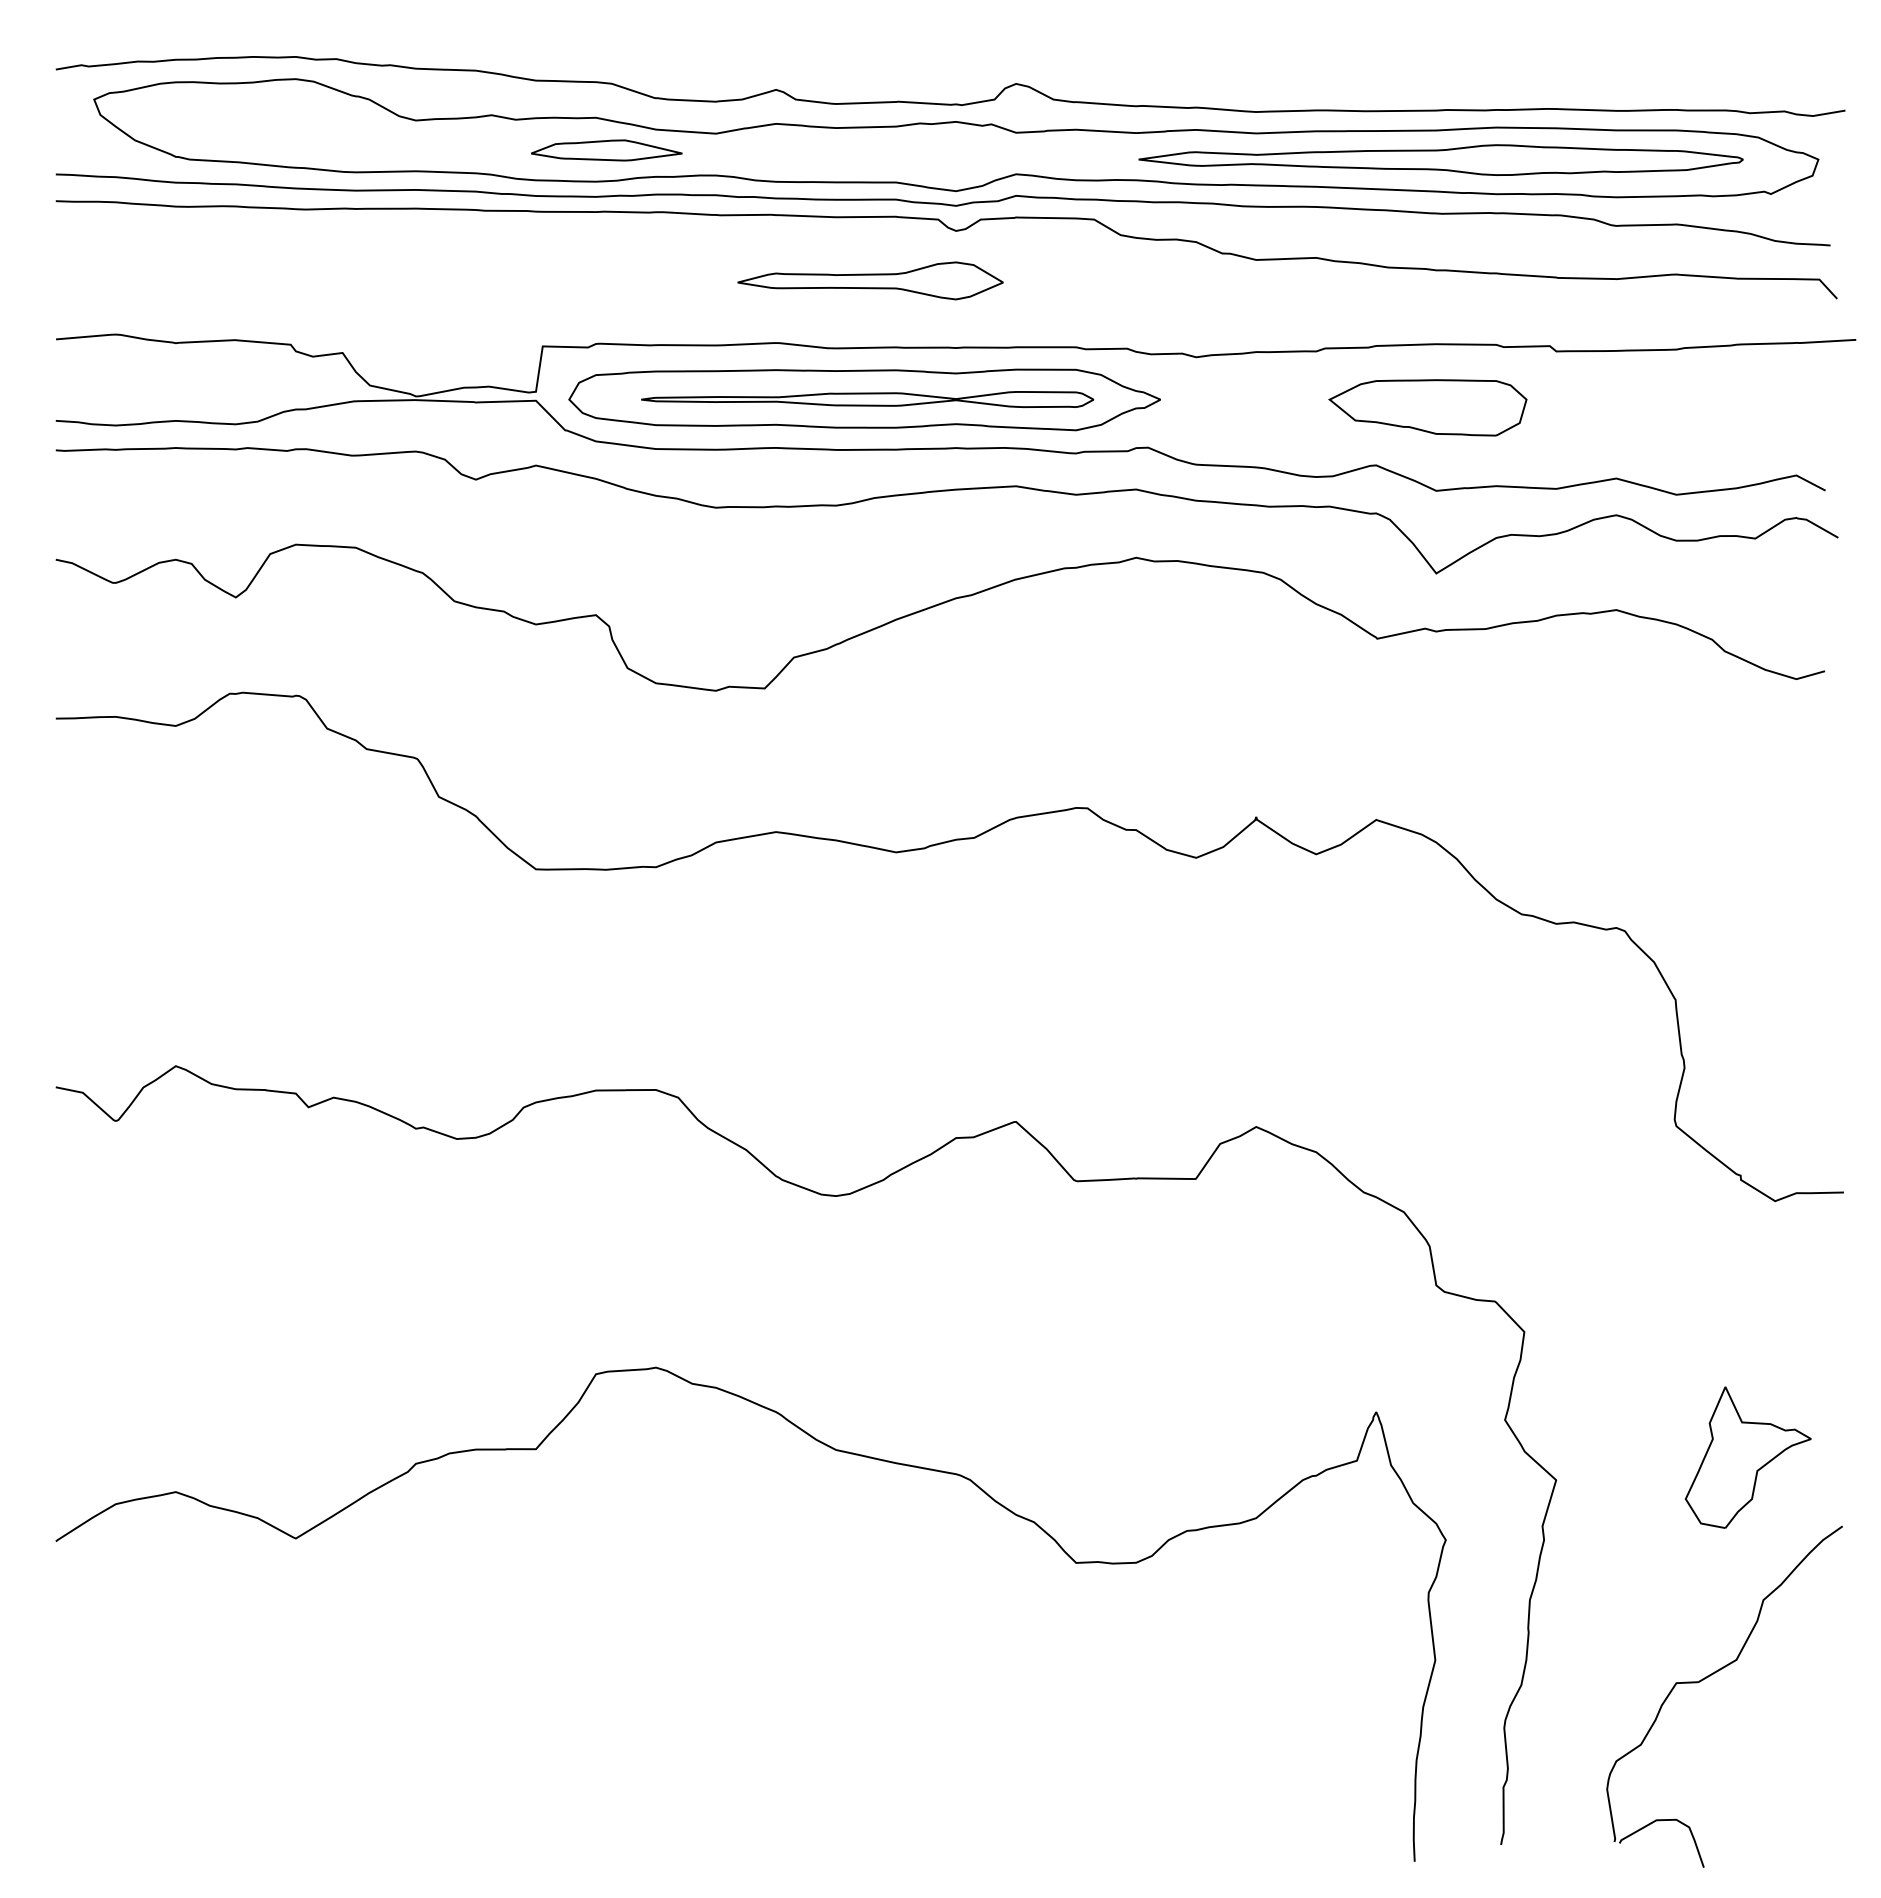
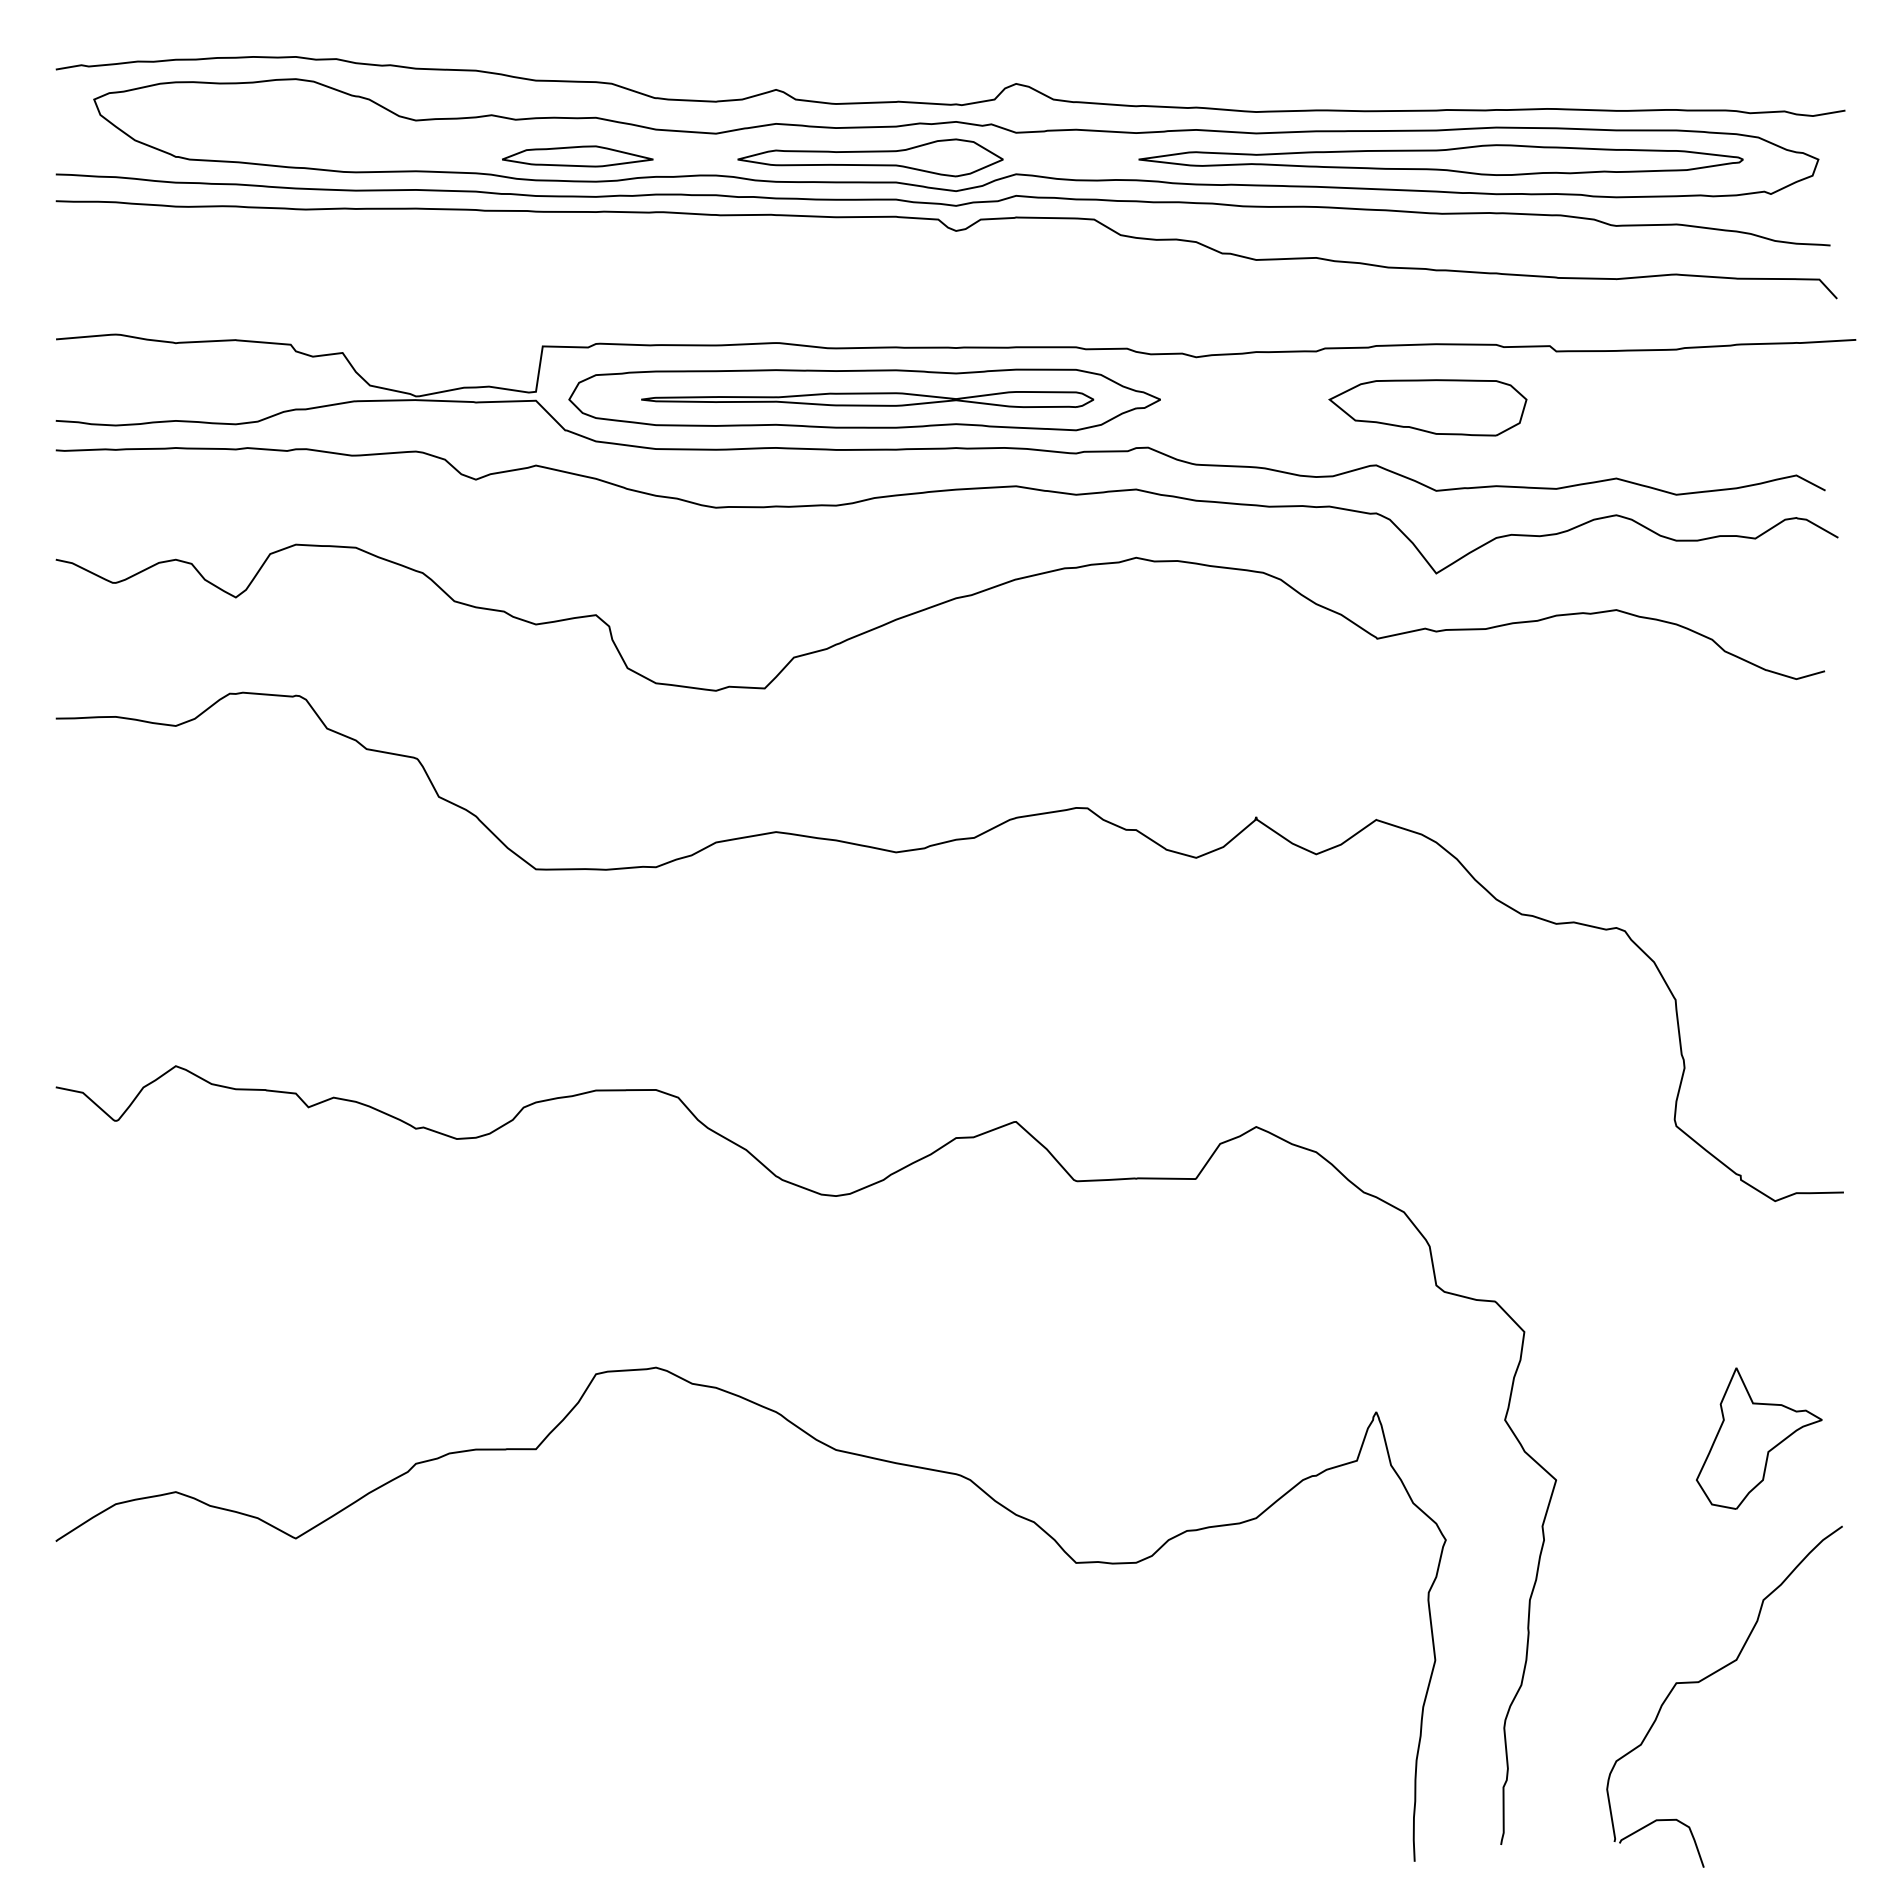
part position: (606, 150) -> (577, 156) (577, 156)
part position: (870, 280) -> (870, 157) (870, 157)
part position: (1748, 1457) -> (1759, 1438) (1759, 1438)
